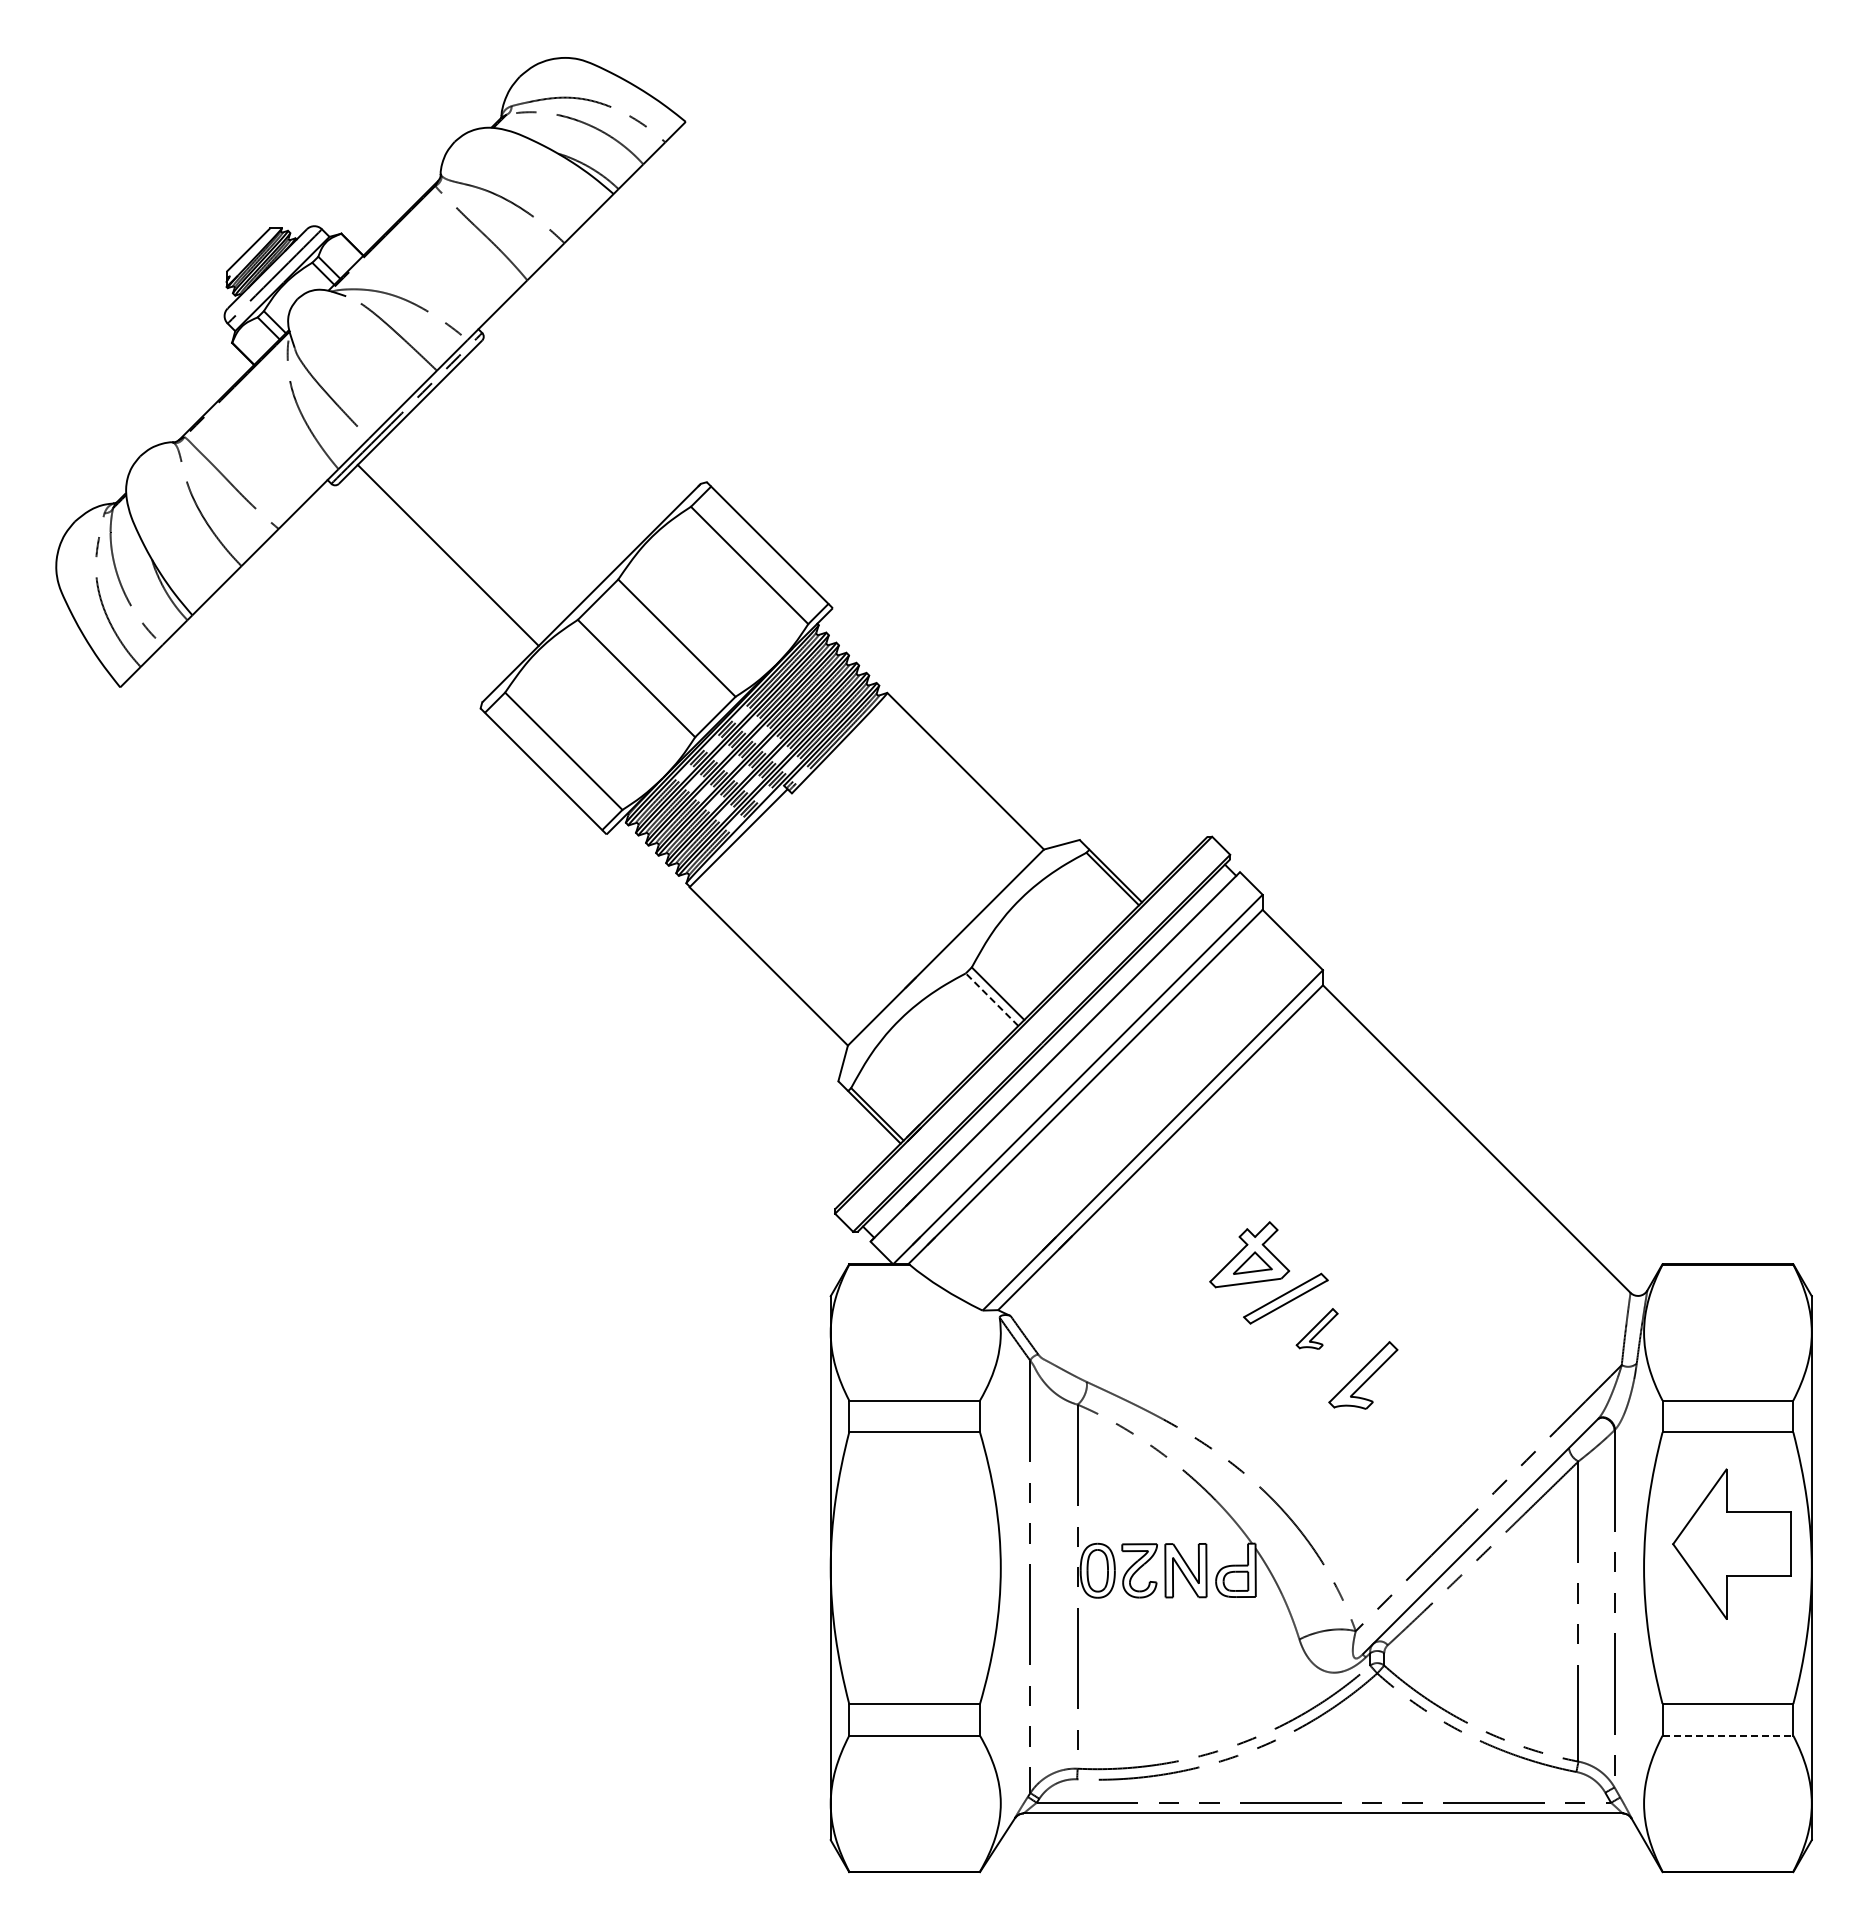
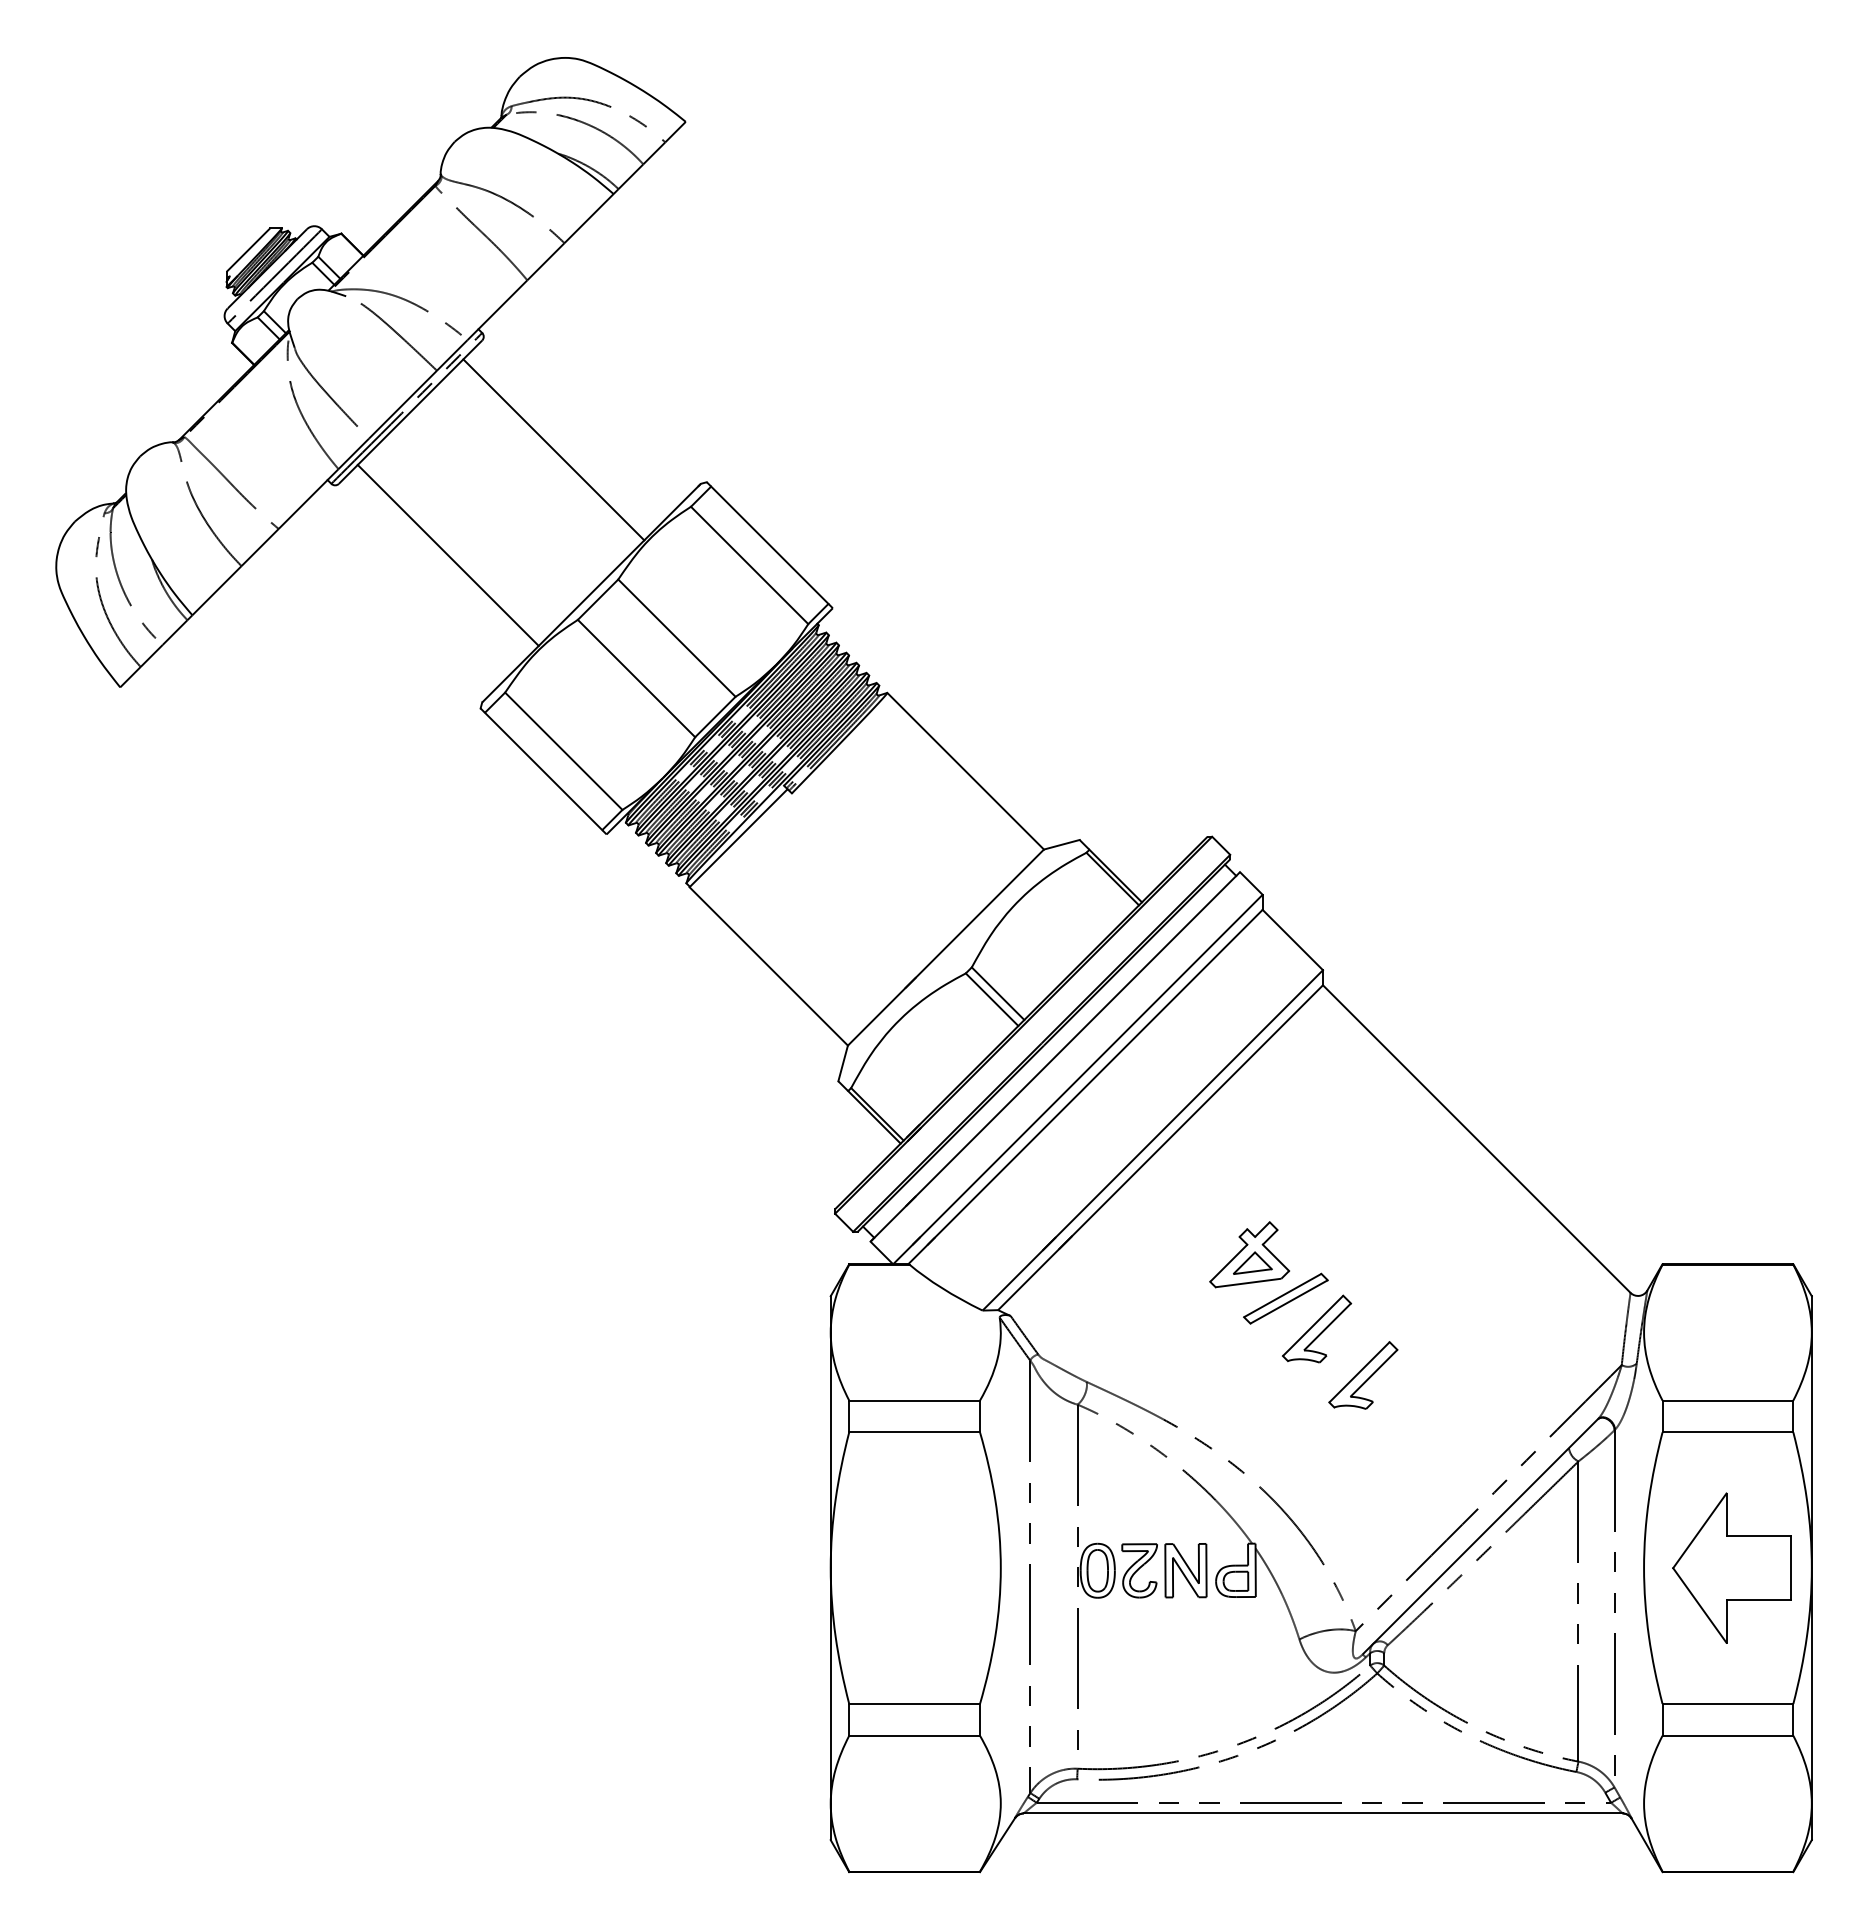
line: none -> present (553, 449)
line: dashed -> solid (991, 999)
part size: 44x42 px -> 71x70 px (1317, 1328)
part position: (1731, 1543) -> (1731, 1567) (1731, 1567)
line: dashed -> solid (1728, 1735)
